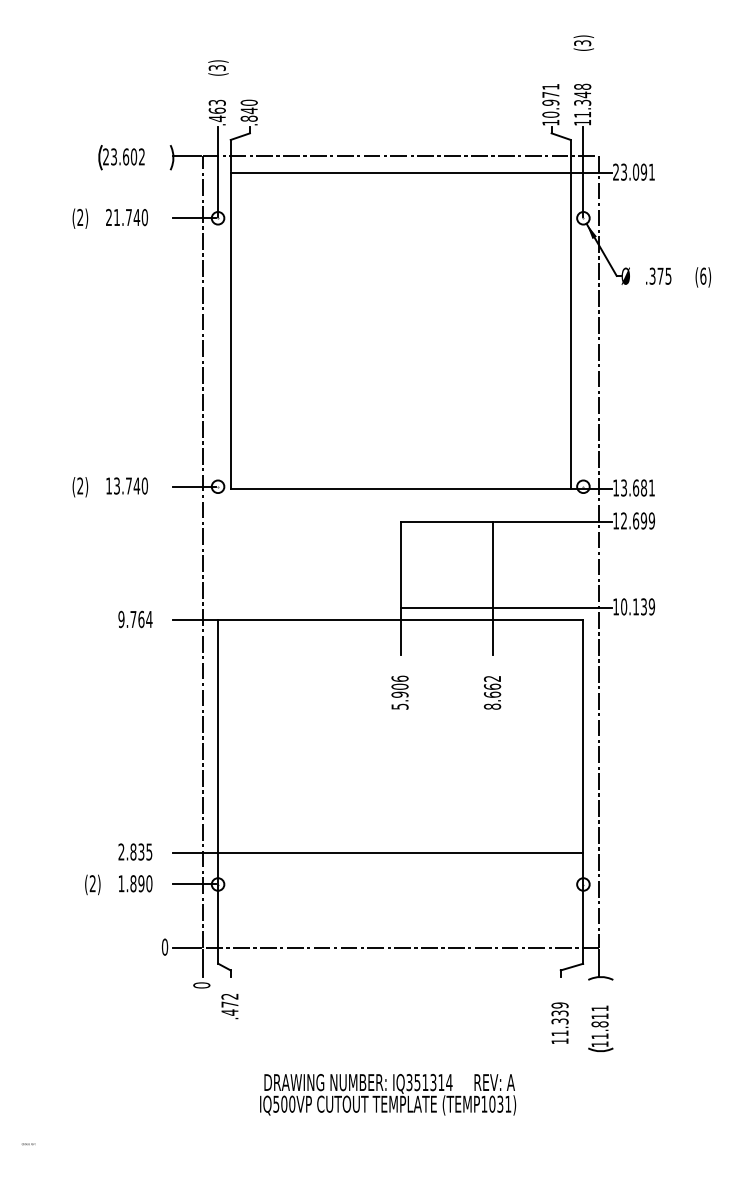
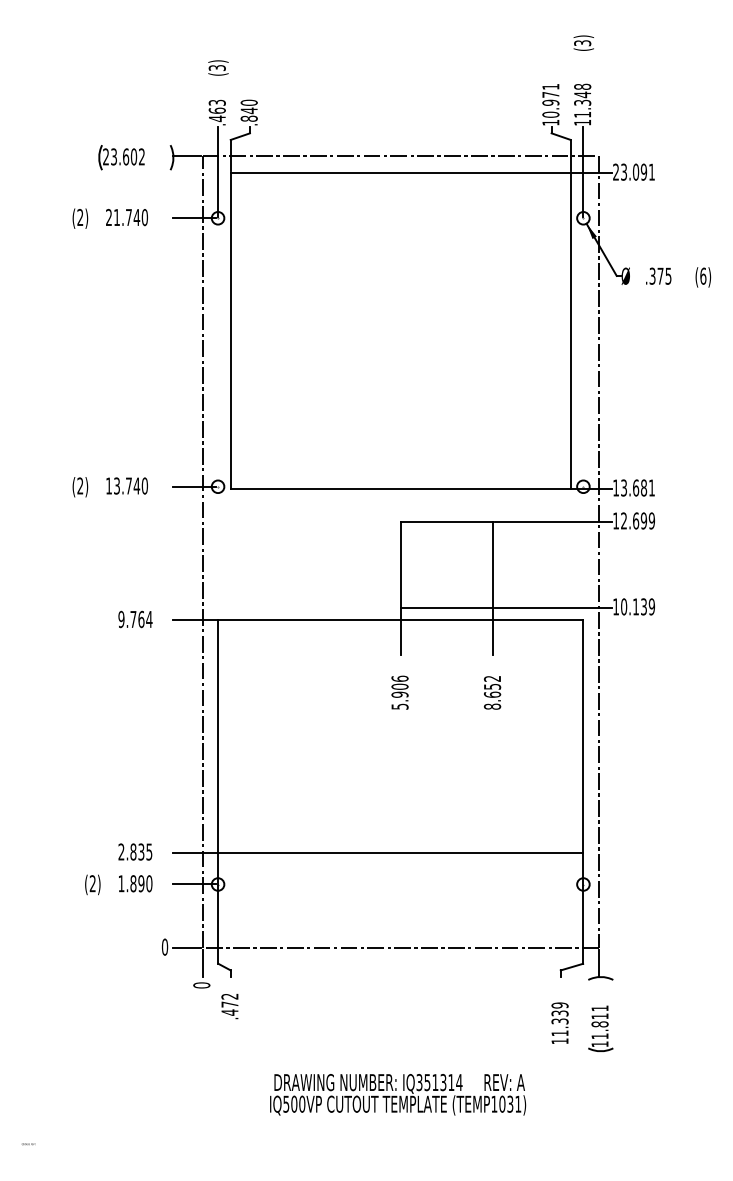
text: 8.662 -> 8.652 (492, 686)
text position: (388, 1094) -> (398, 1094) (398, 1094)
